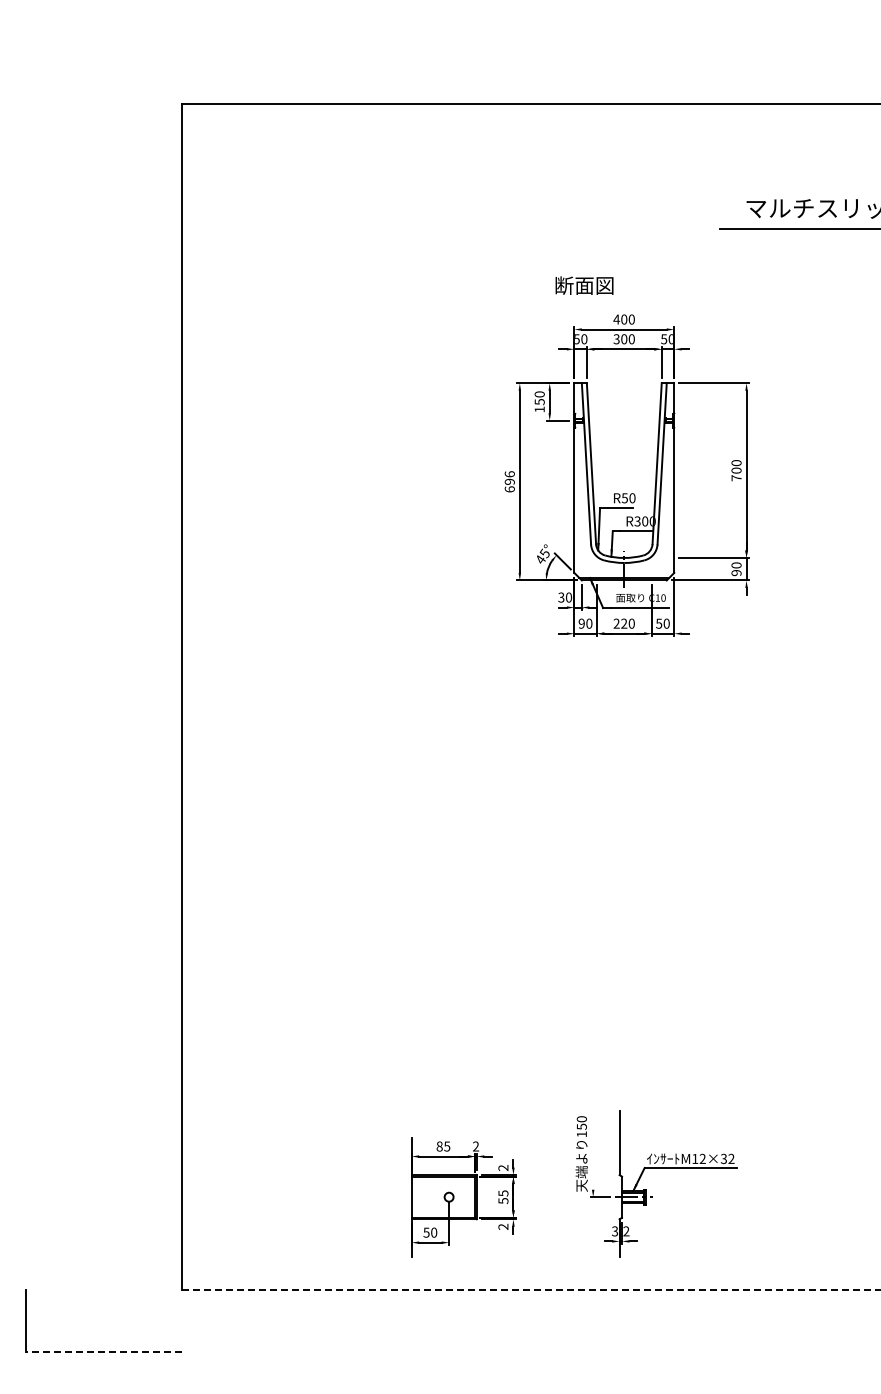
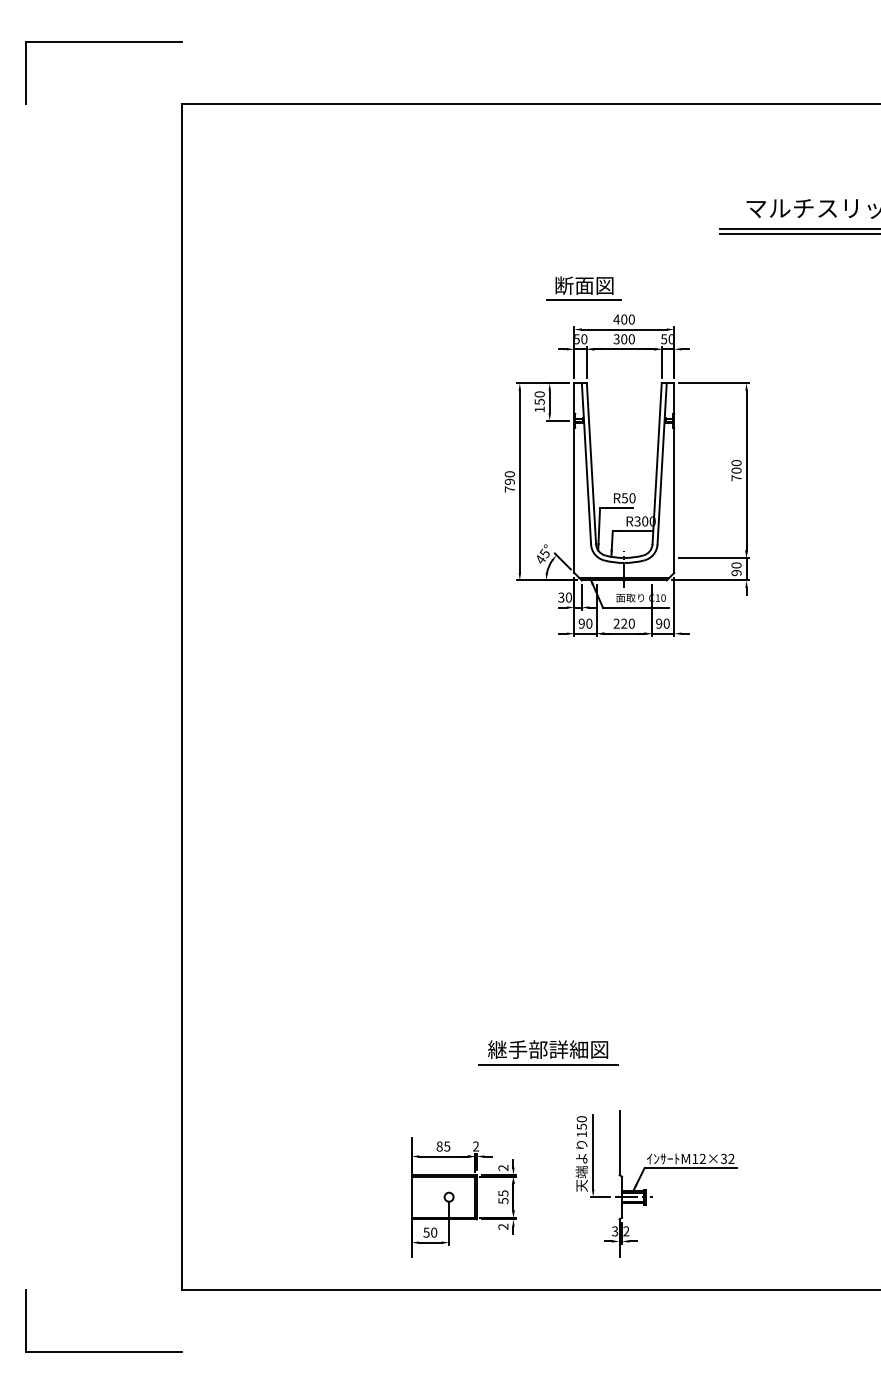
part: none -> present (103, 42)
line: none -> present (798, 234)
line: none -> present (583, 300)
text: 696 -> 790 (509, 481)
text: 50 -> 90 (659, 623)
part: none -> present (548, 1052)
line: none -> present (593, 1151)
line: dashed -> solid (531, 1289)
line: dashed -> solid (104, 1352)
